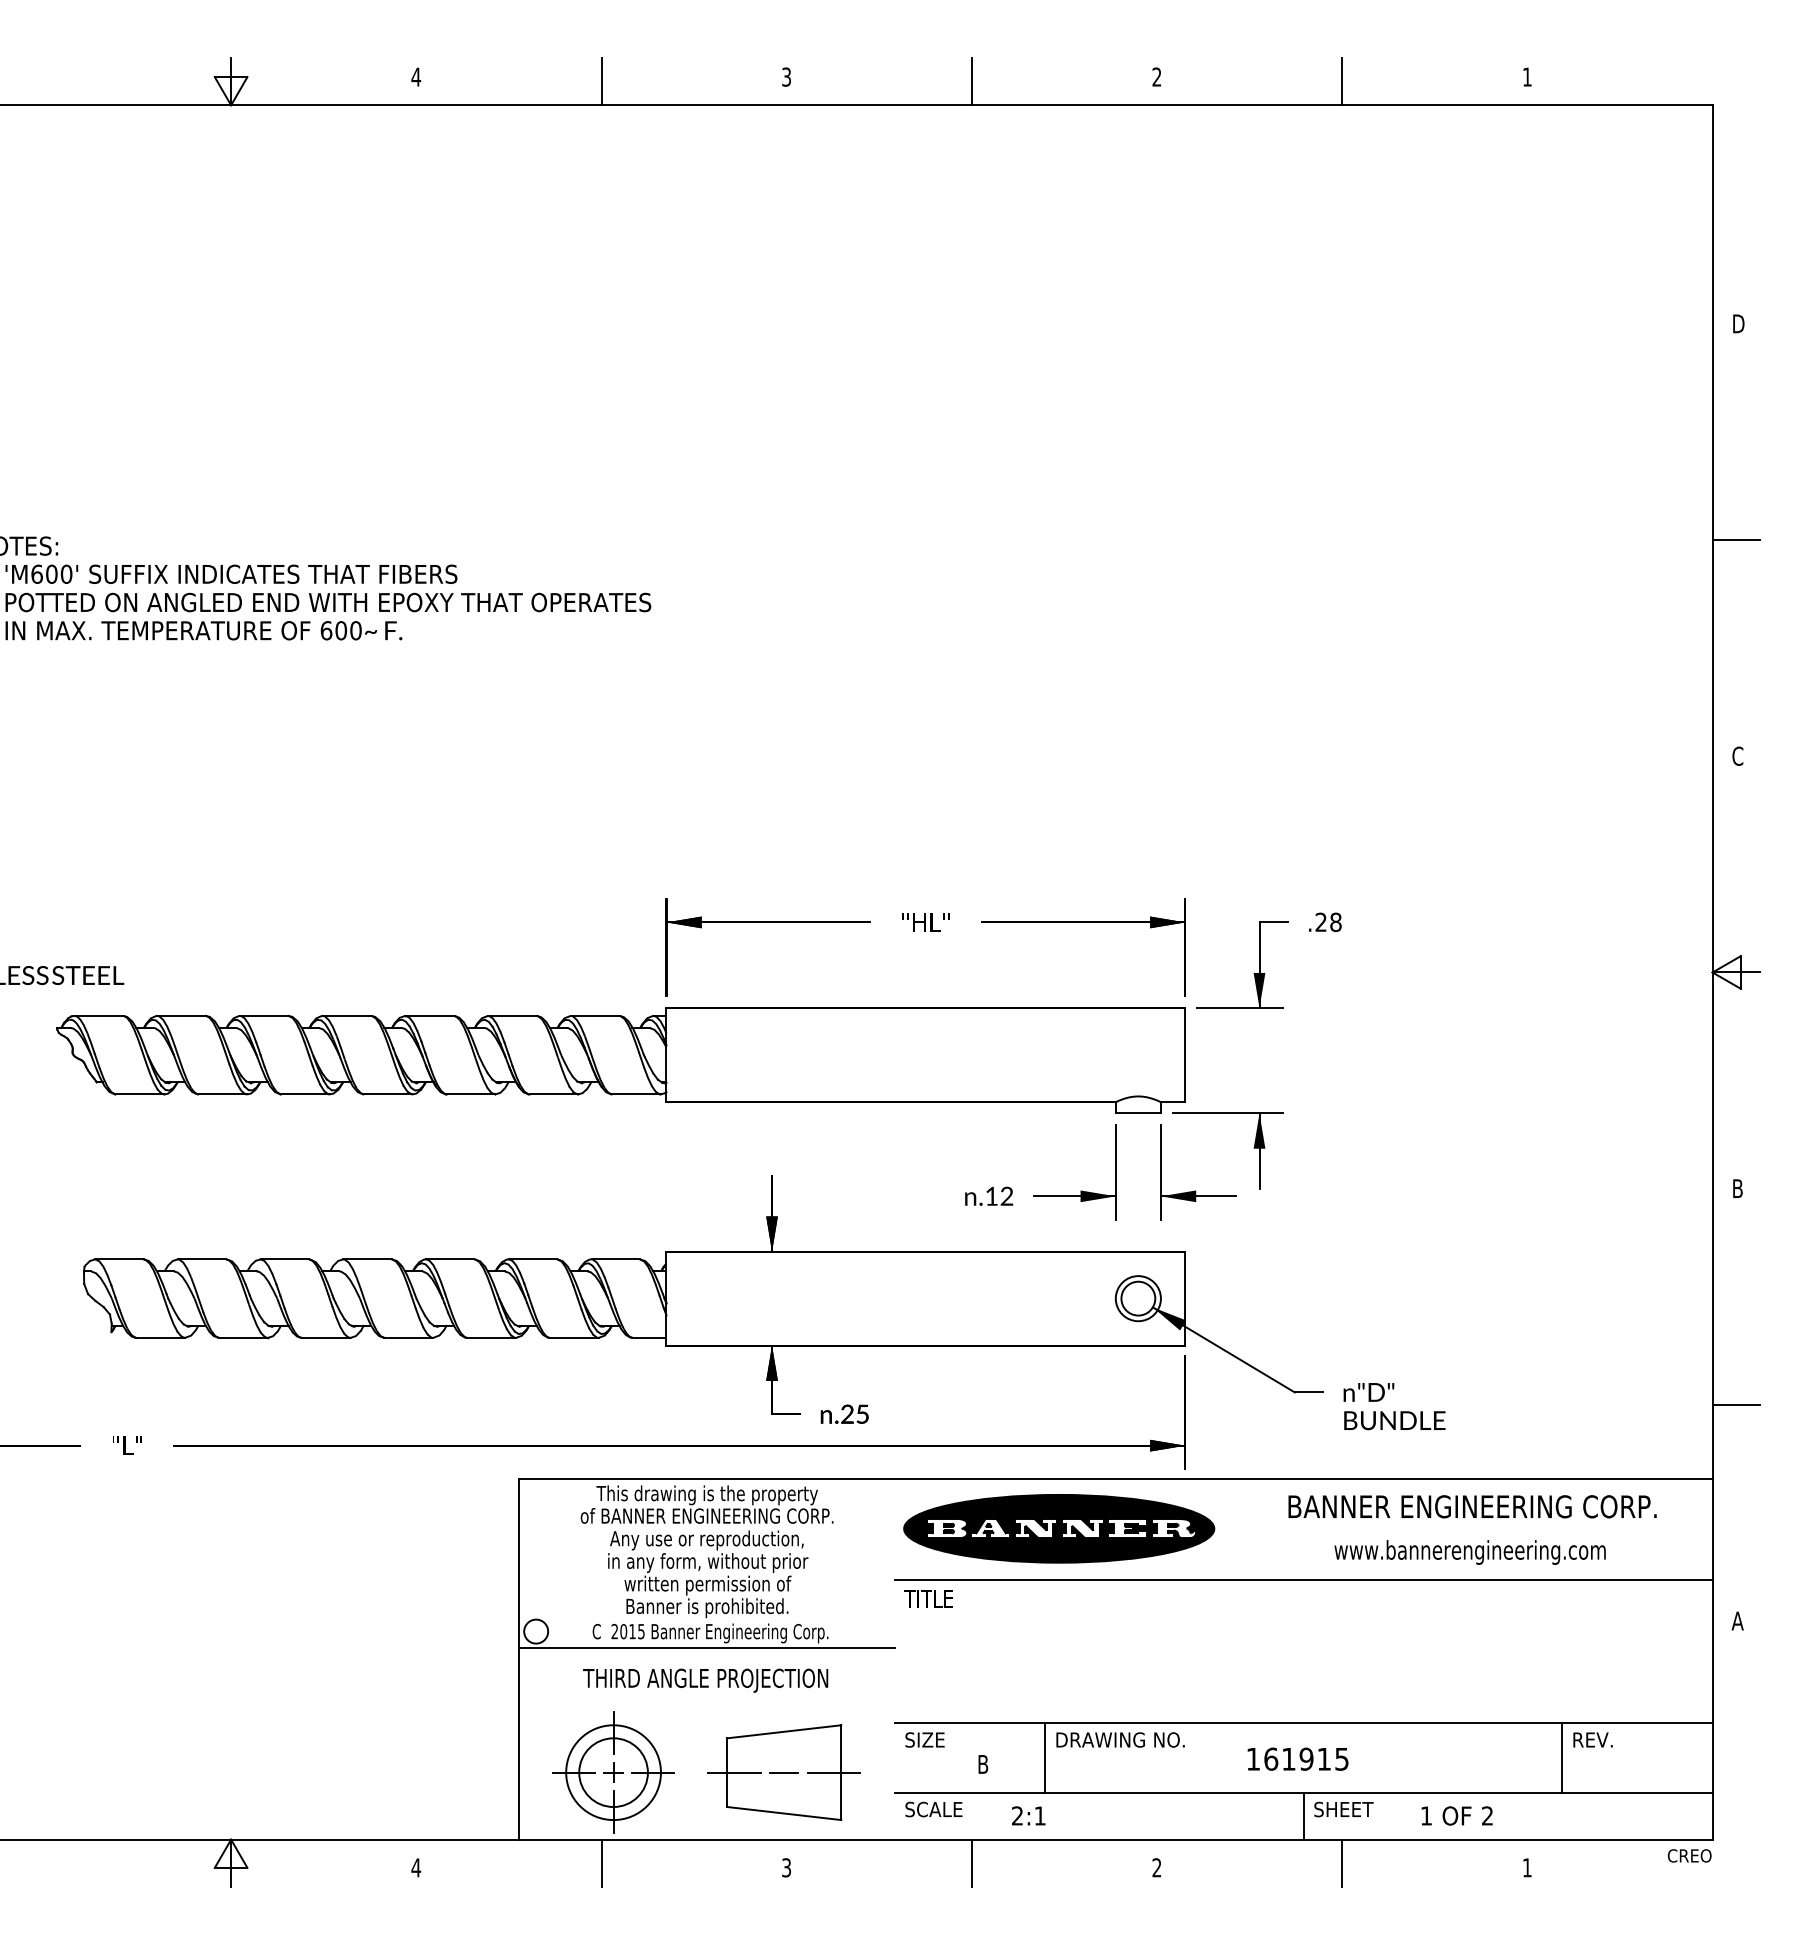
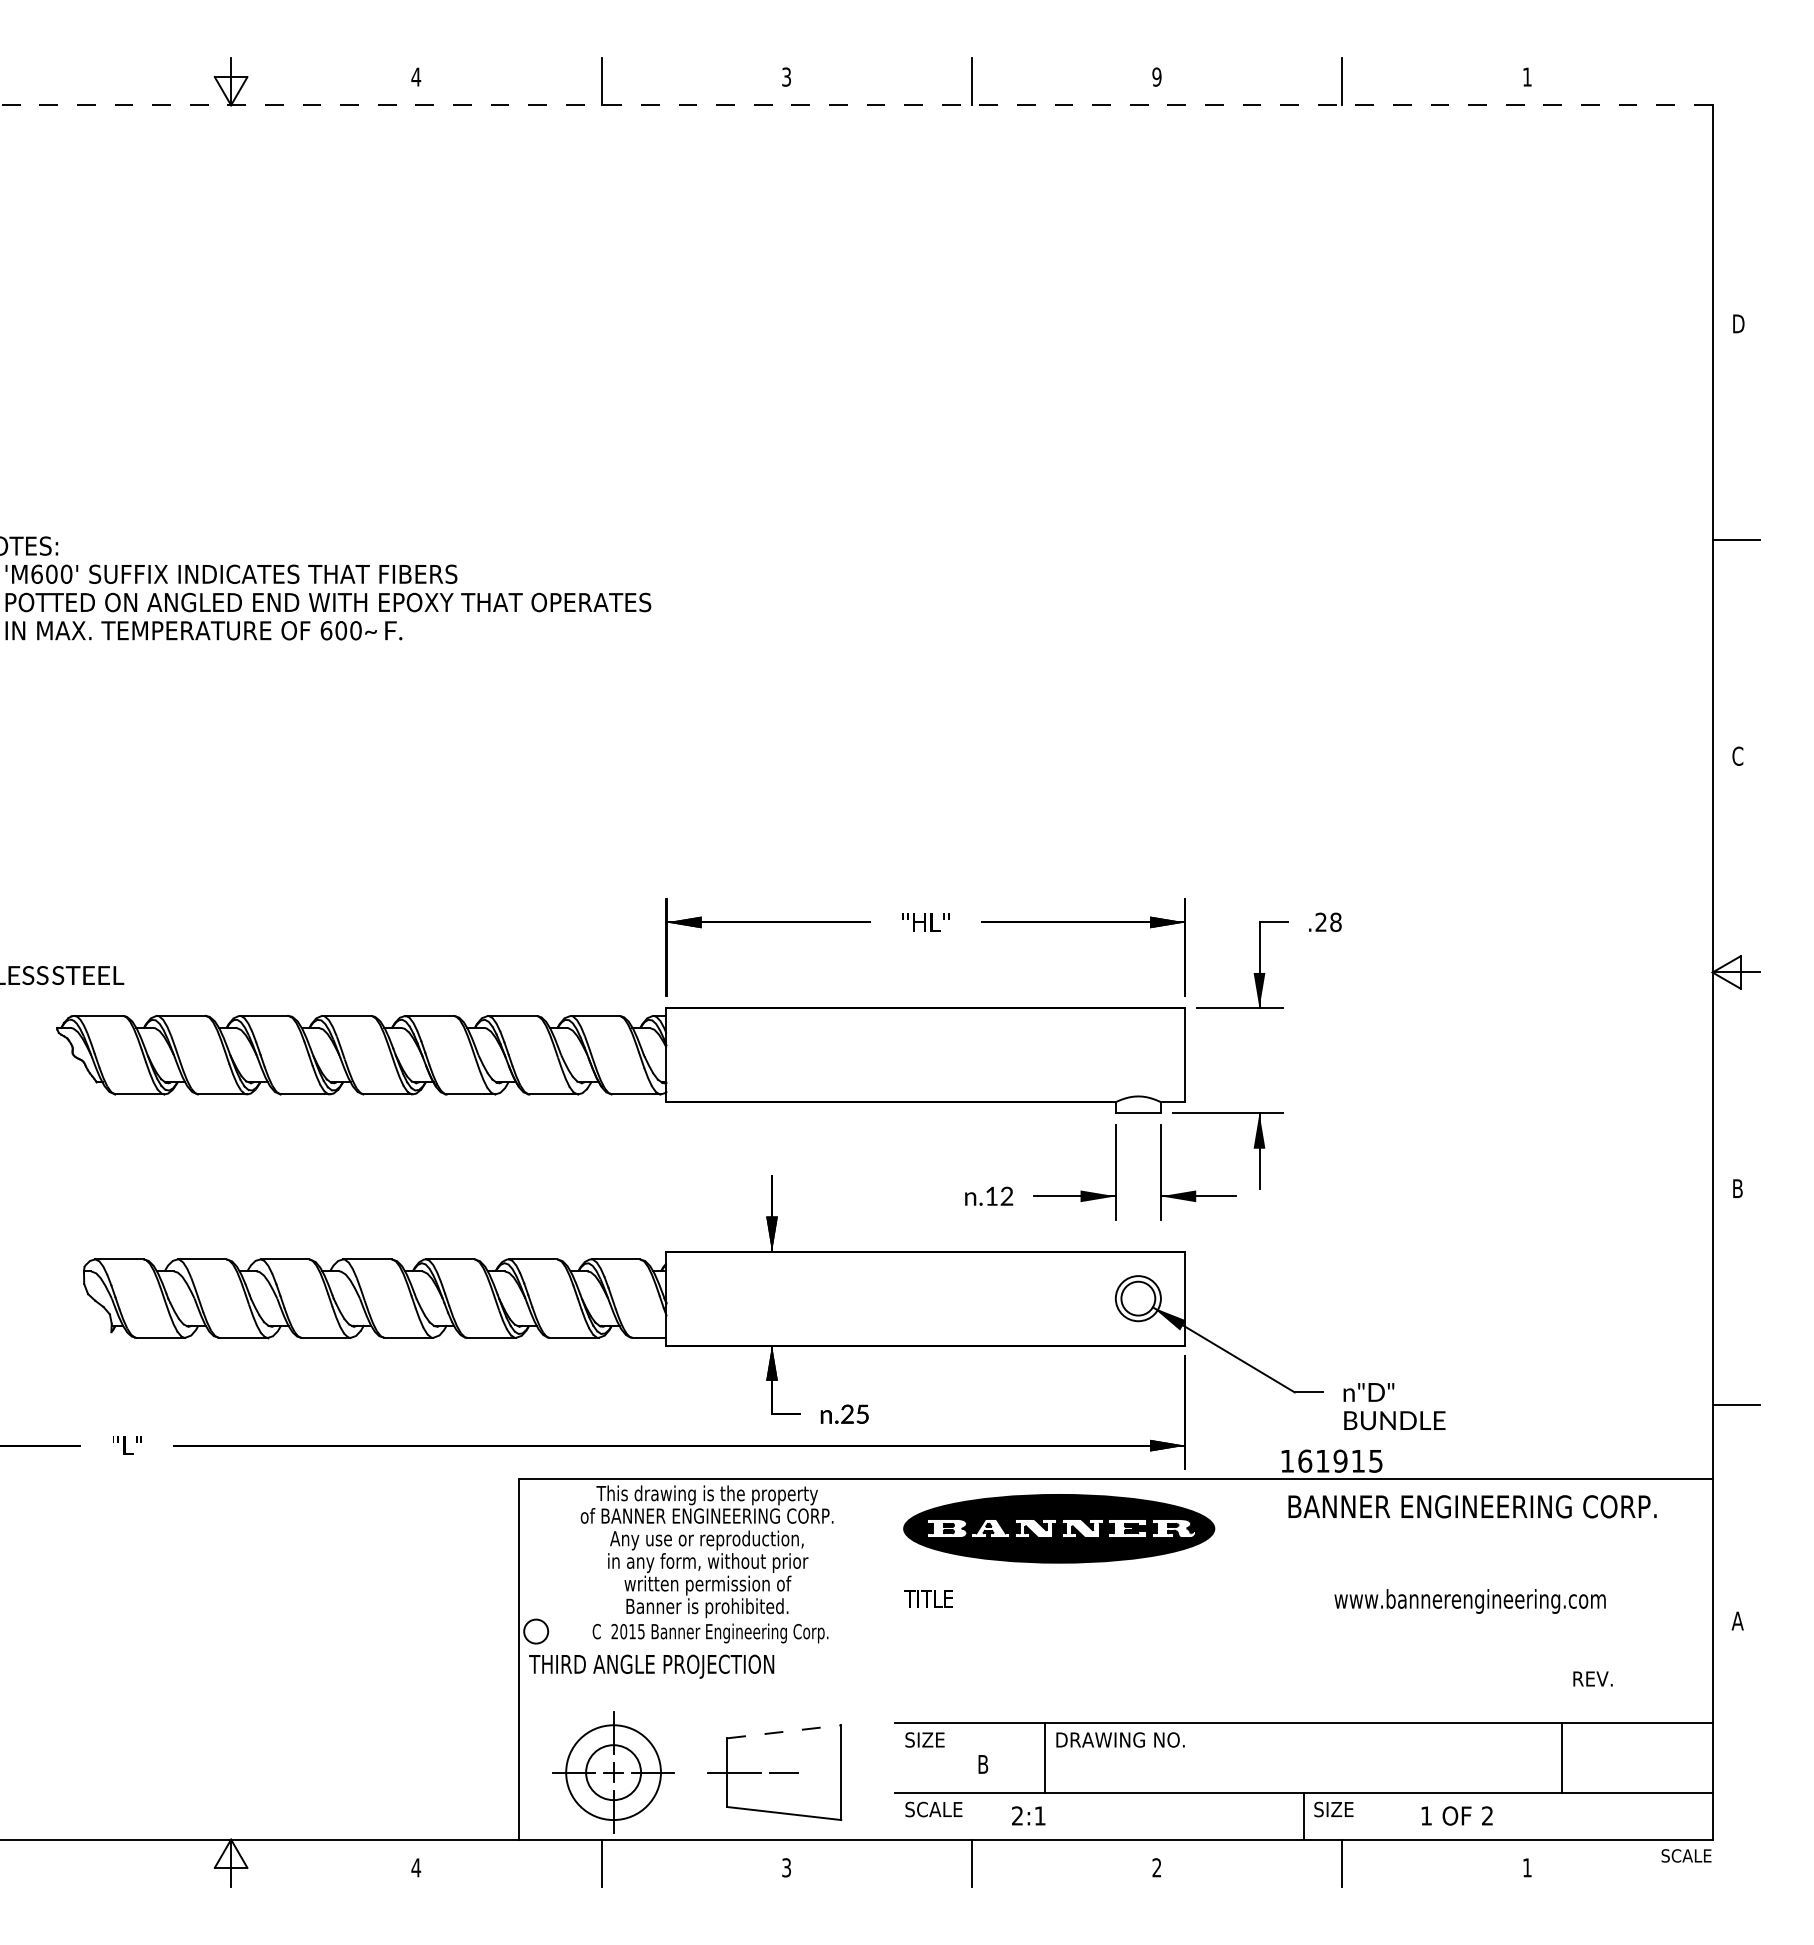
text: 2 -> 9 (1156, 76)
line: solid -> dashed (856, 105)
text position: (1469, 1552) -> (1469, 1601) (1469, 1601)
line: present -> none (1303, 1580)
line: present -> none (706, 1647)
text position: (705, 1680) -> (651, 1666) (651, 1666)
line: solid -> dashed (784, 1731)
text position: (1592, 1739) -> (1592, 1678) (1592, 1678)
text position: (1297, 1758) -> (1331, 1460) (1331, 1460)
circle diameter: 69 px -> 55 px (613, 1772)
line: present -> none (833, 1772)
text: SHEET -> SIZE (1350, 1809)
text: CREO -> SCALE (1686, 1855)
